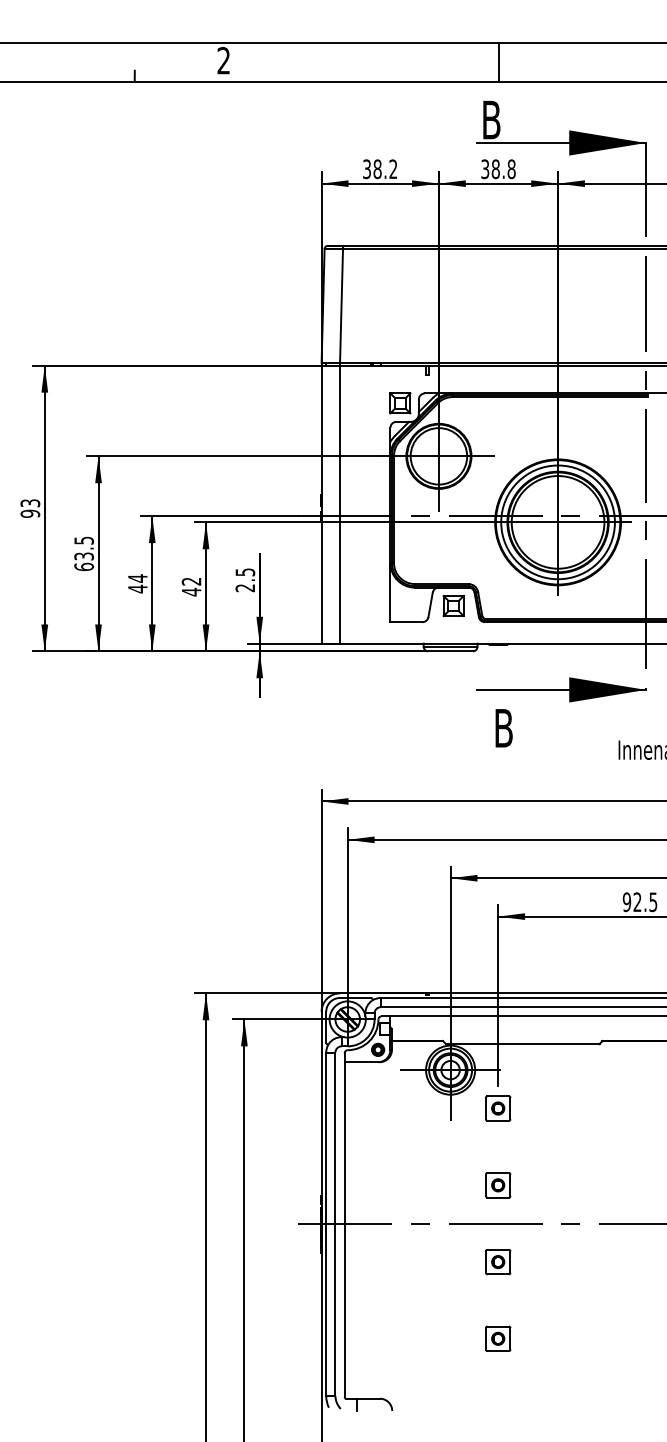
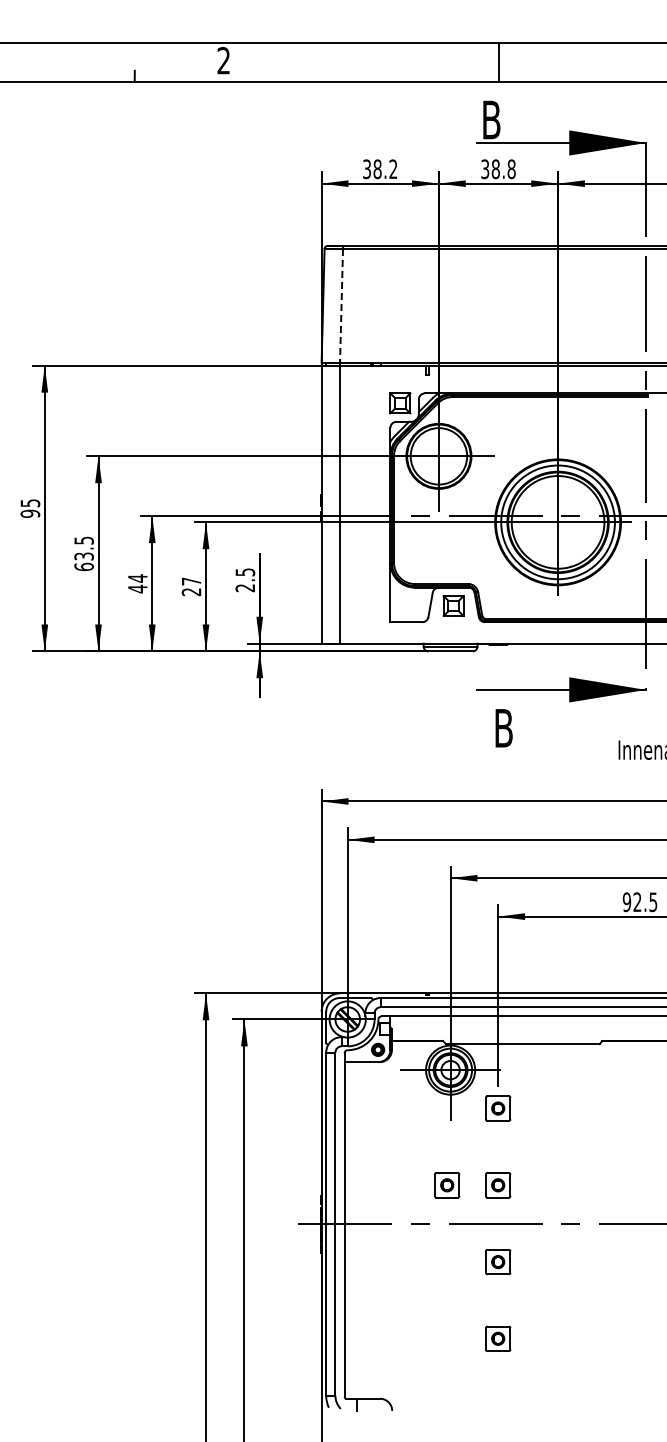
line: solid -> dashed (341, 305)
text: 93 -> 95 (29, 502)
text: 42 -> 27 (191, 586)
part: none -> present (447, 1185)
